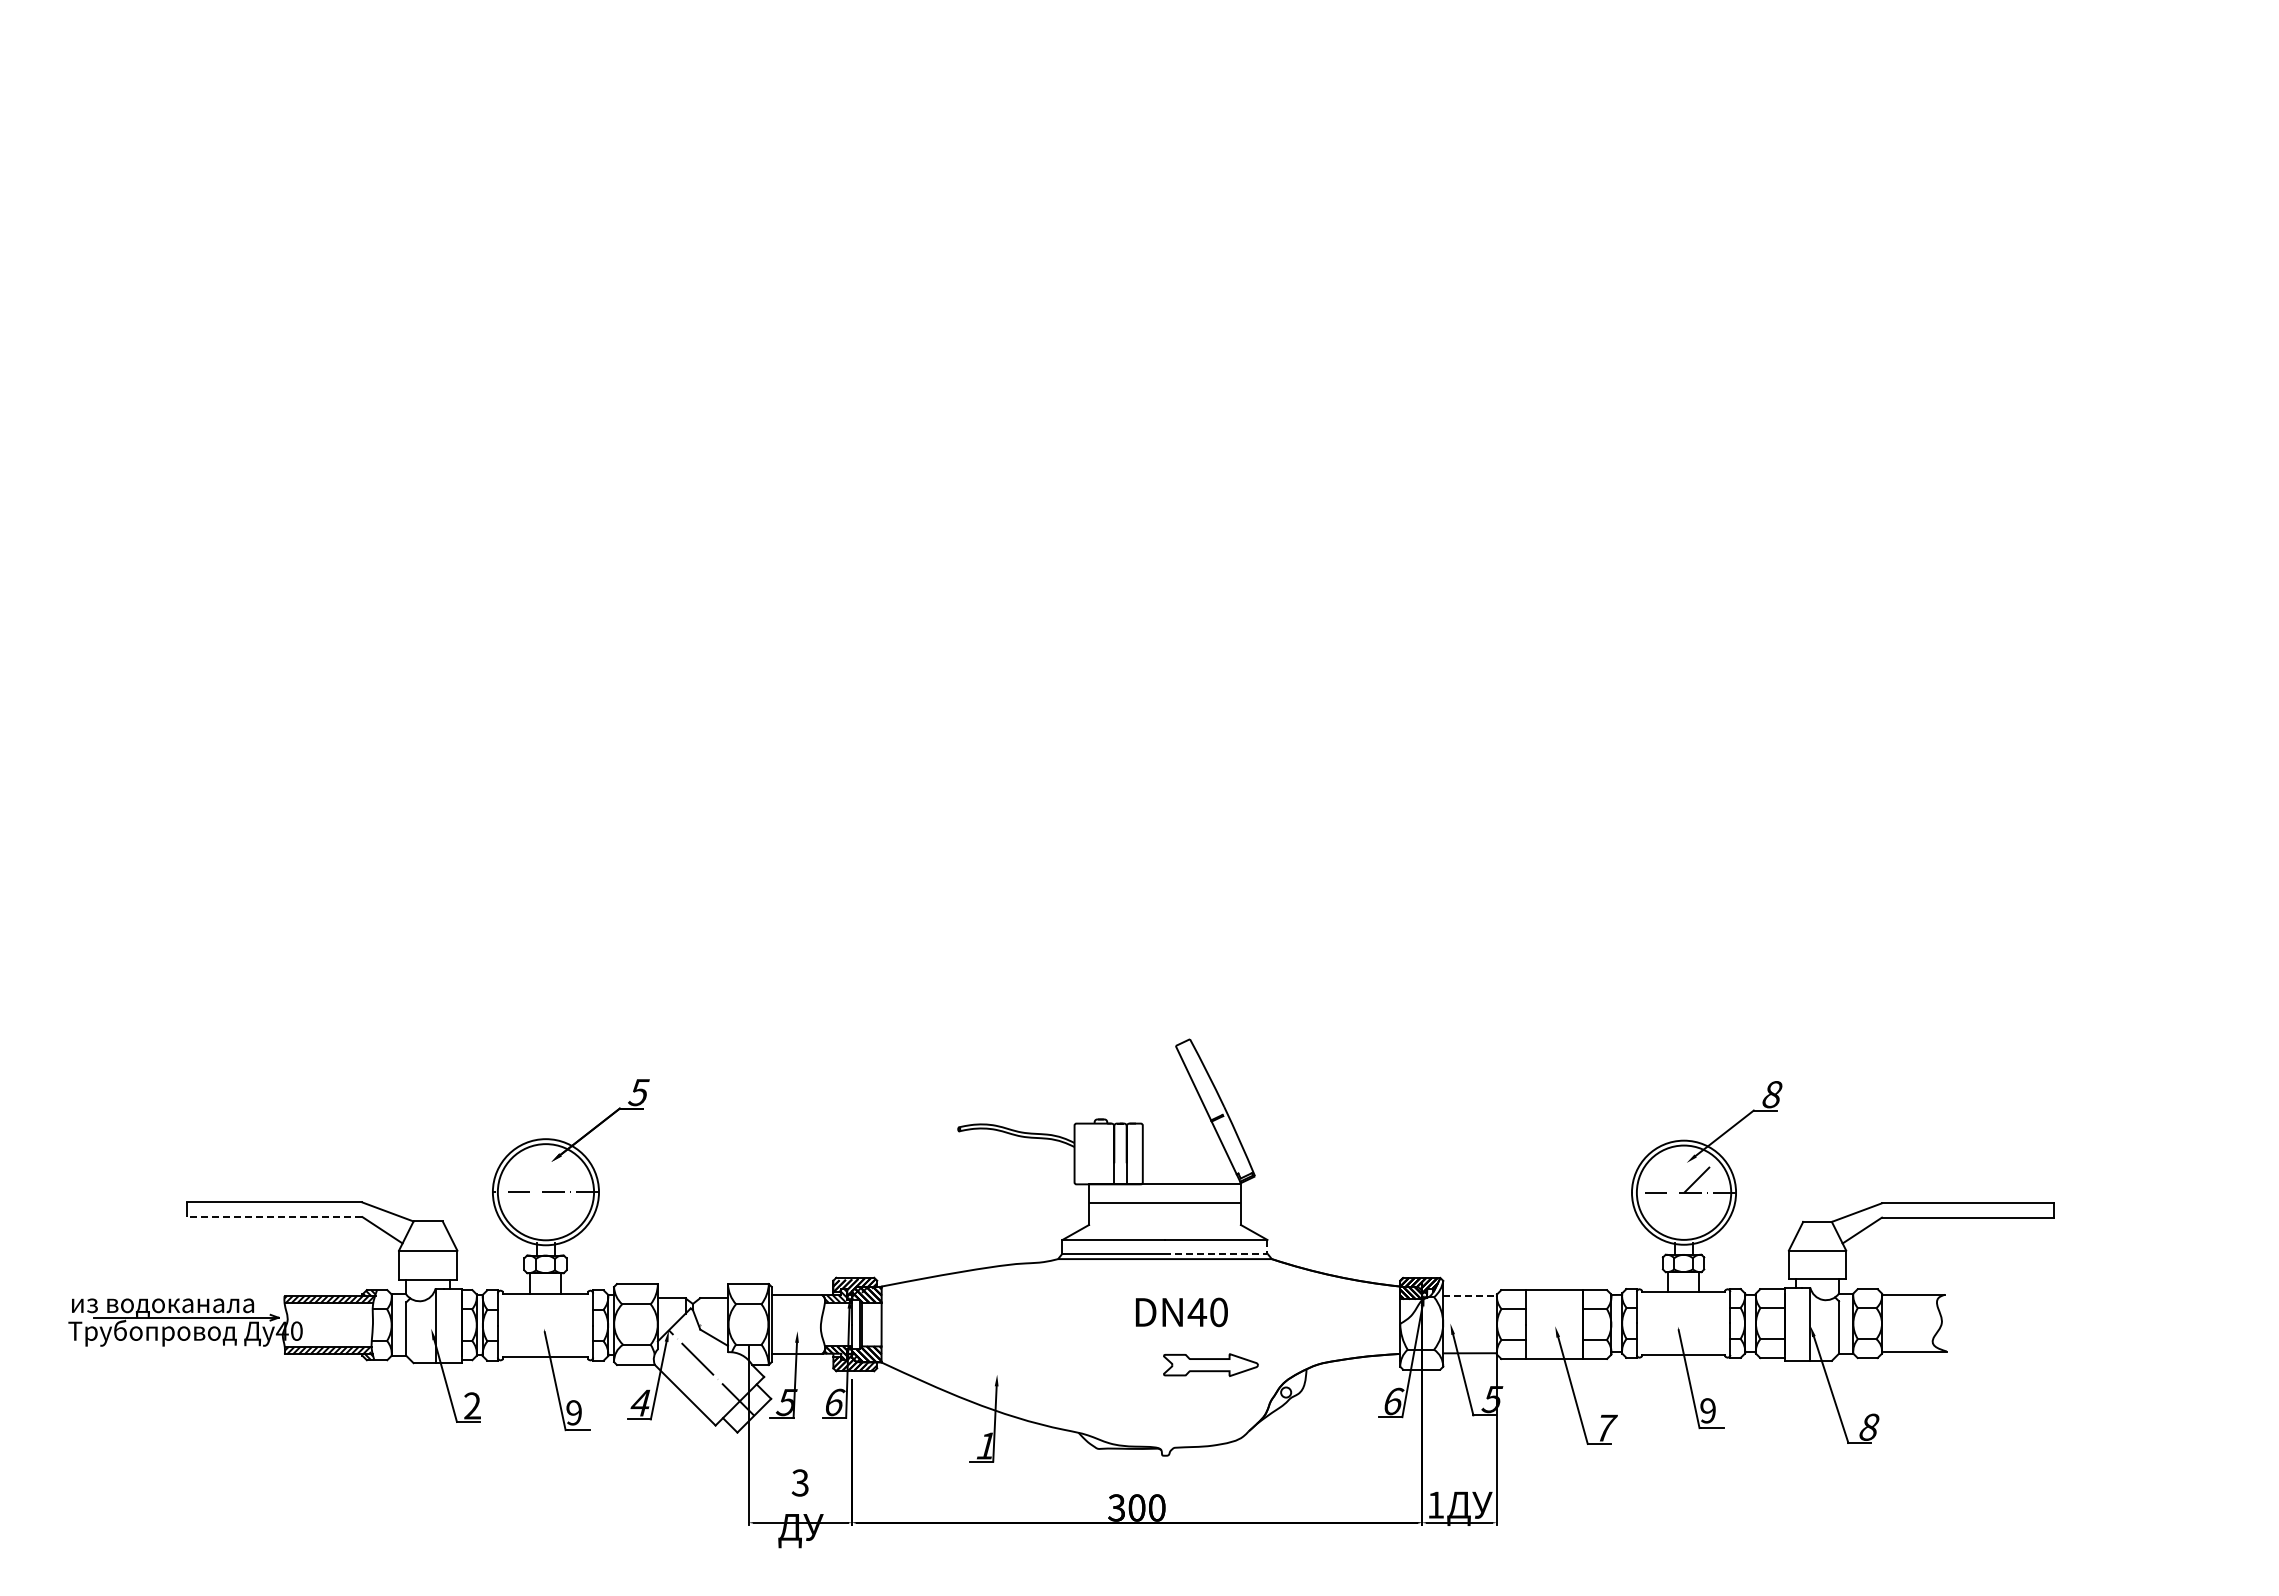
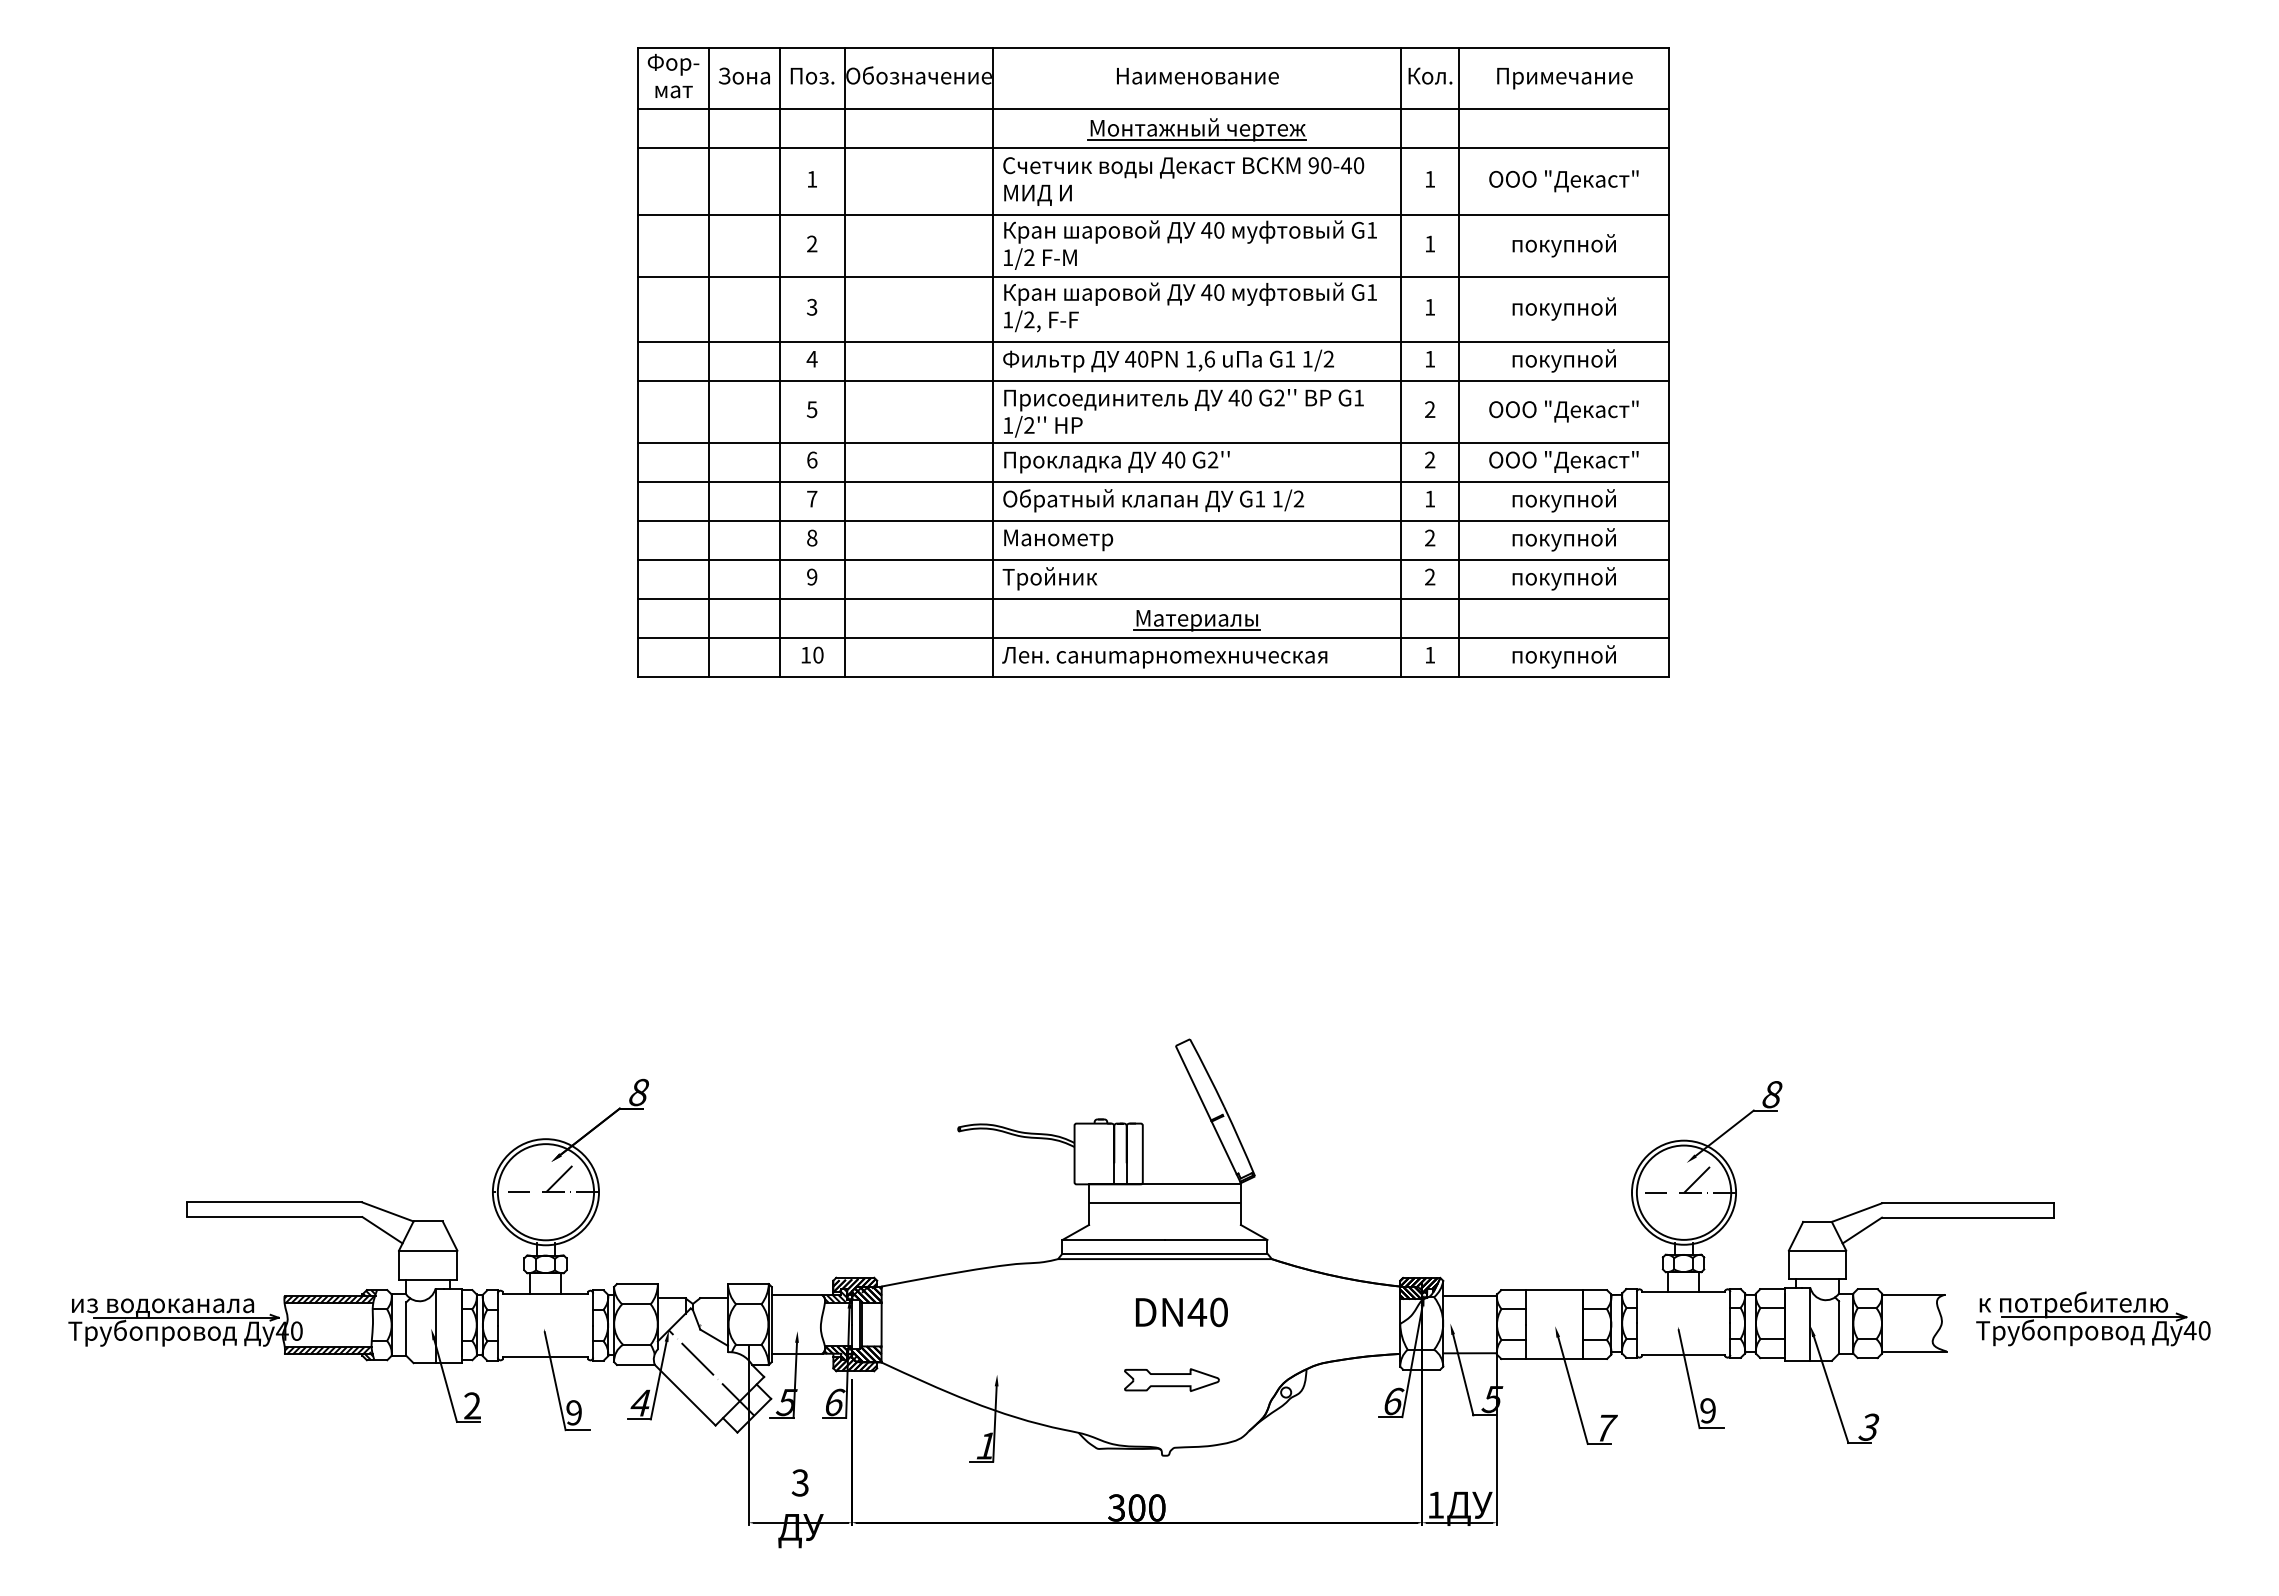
part: none -> present (1153, 362)
text: 5 -> 8 (638, 1092)
line: none -> present (558, 1178)
line: dashed -> solid (274, 1217)
line: dashed -> solid (1223, 1253)
line: dashed -> solid (1470, 1295)
part: none -> present (2093, 1318)
part position: (1210, 1364) -> (1171, 1379) (1171, 1379)
text: 8 -> 3 (1868, 1426)
